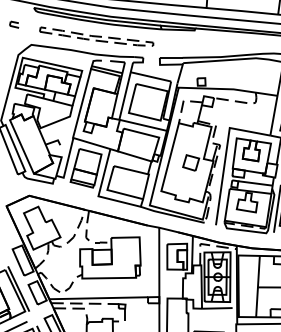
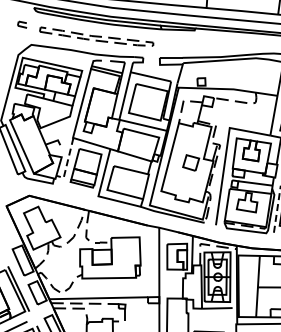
part position: (14, 24) -> (22, 24) (22, 24)
line: solid -> dashed (67, 162)
line: solid -> dashed (277, 208)
